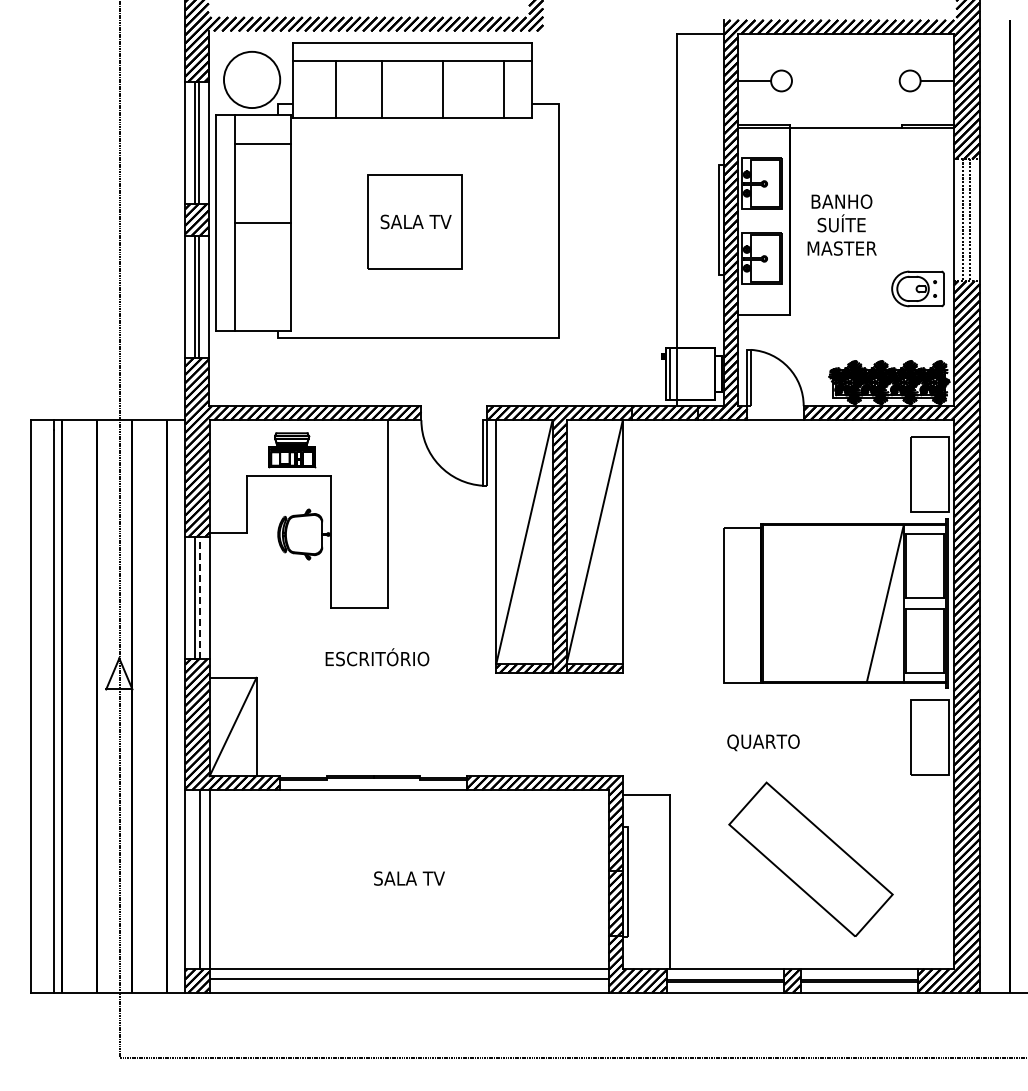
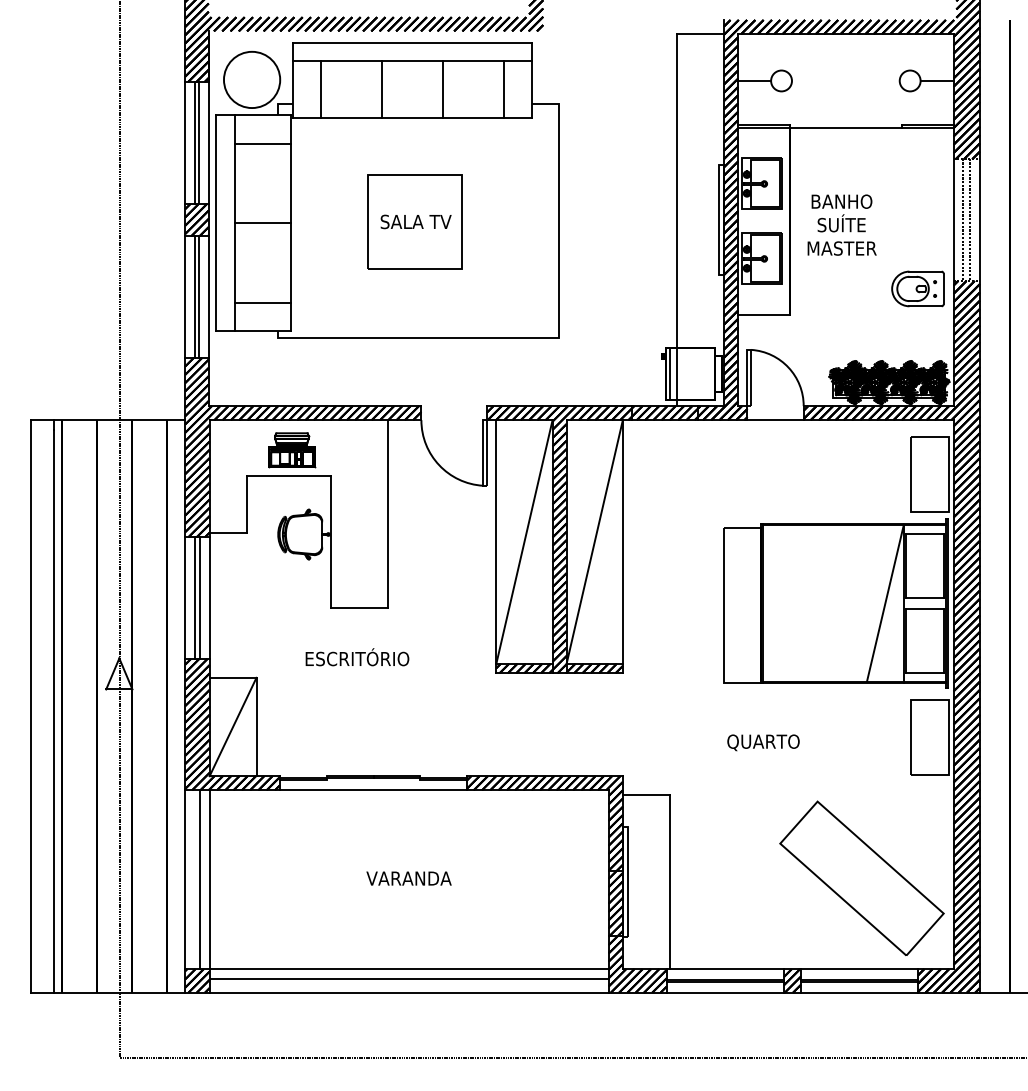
line position: (336, 89) -> (321, 89) (321, 89)
line: none -> present (262, 302)
line: dashed -> solid (200, 598)
text position: (377, 657) -> (357, 657) (357, 657)
part position: (810, 858) -> (861, 877) (861, 877)
text: SALA TV -> VARANDA (408, 878)
